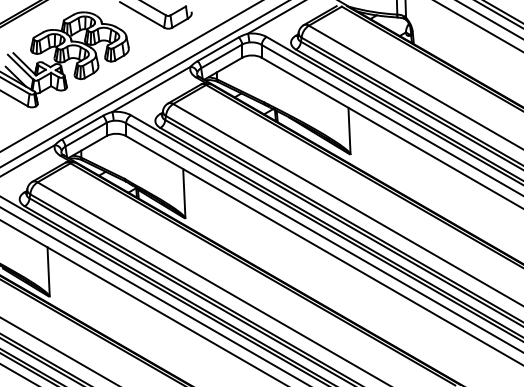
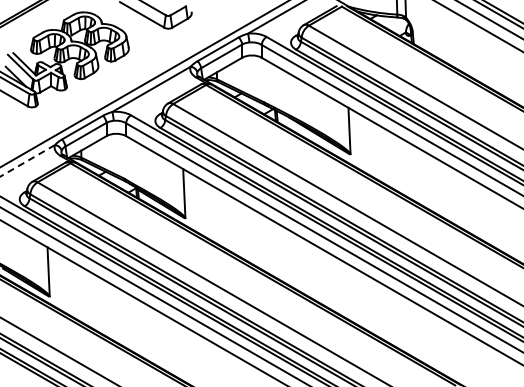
line: present -> none (130, 76)
line: solid -> dashed (27, 161)
line: present -> none (18, 374)
